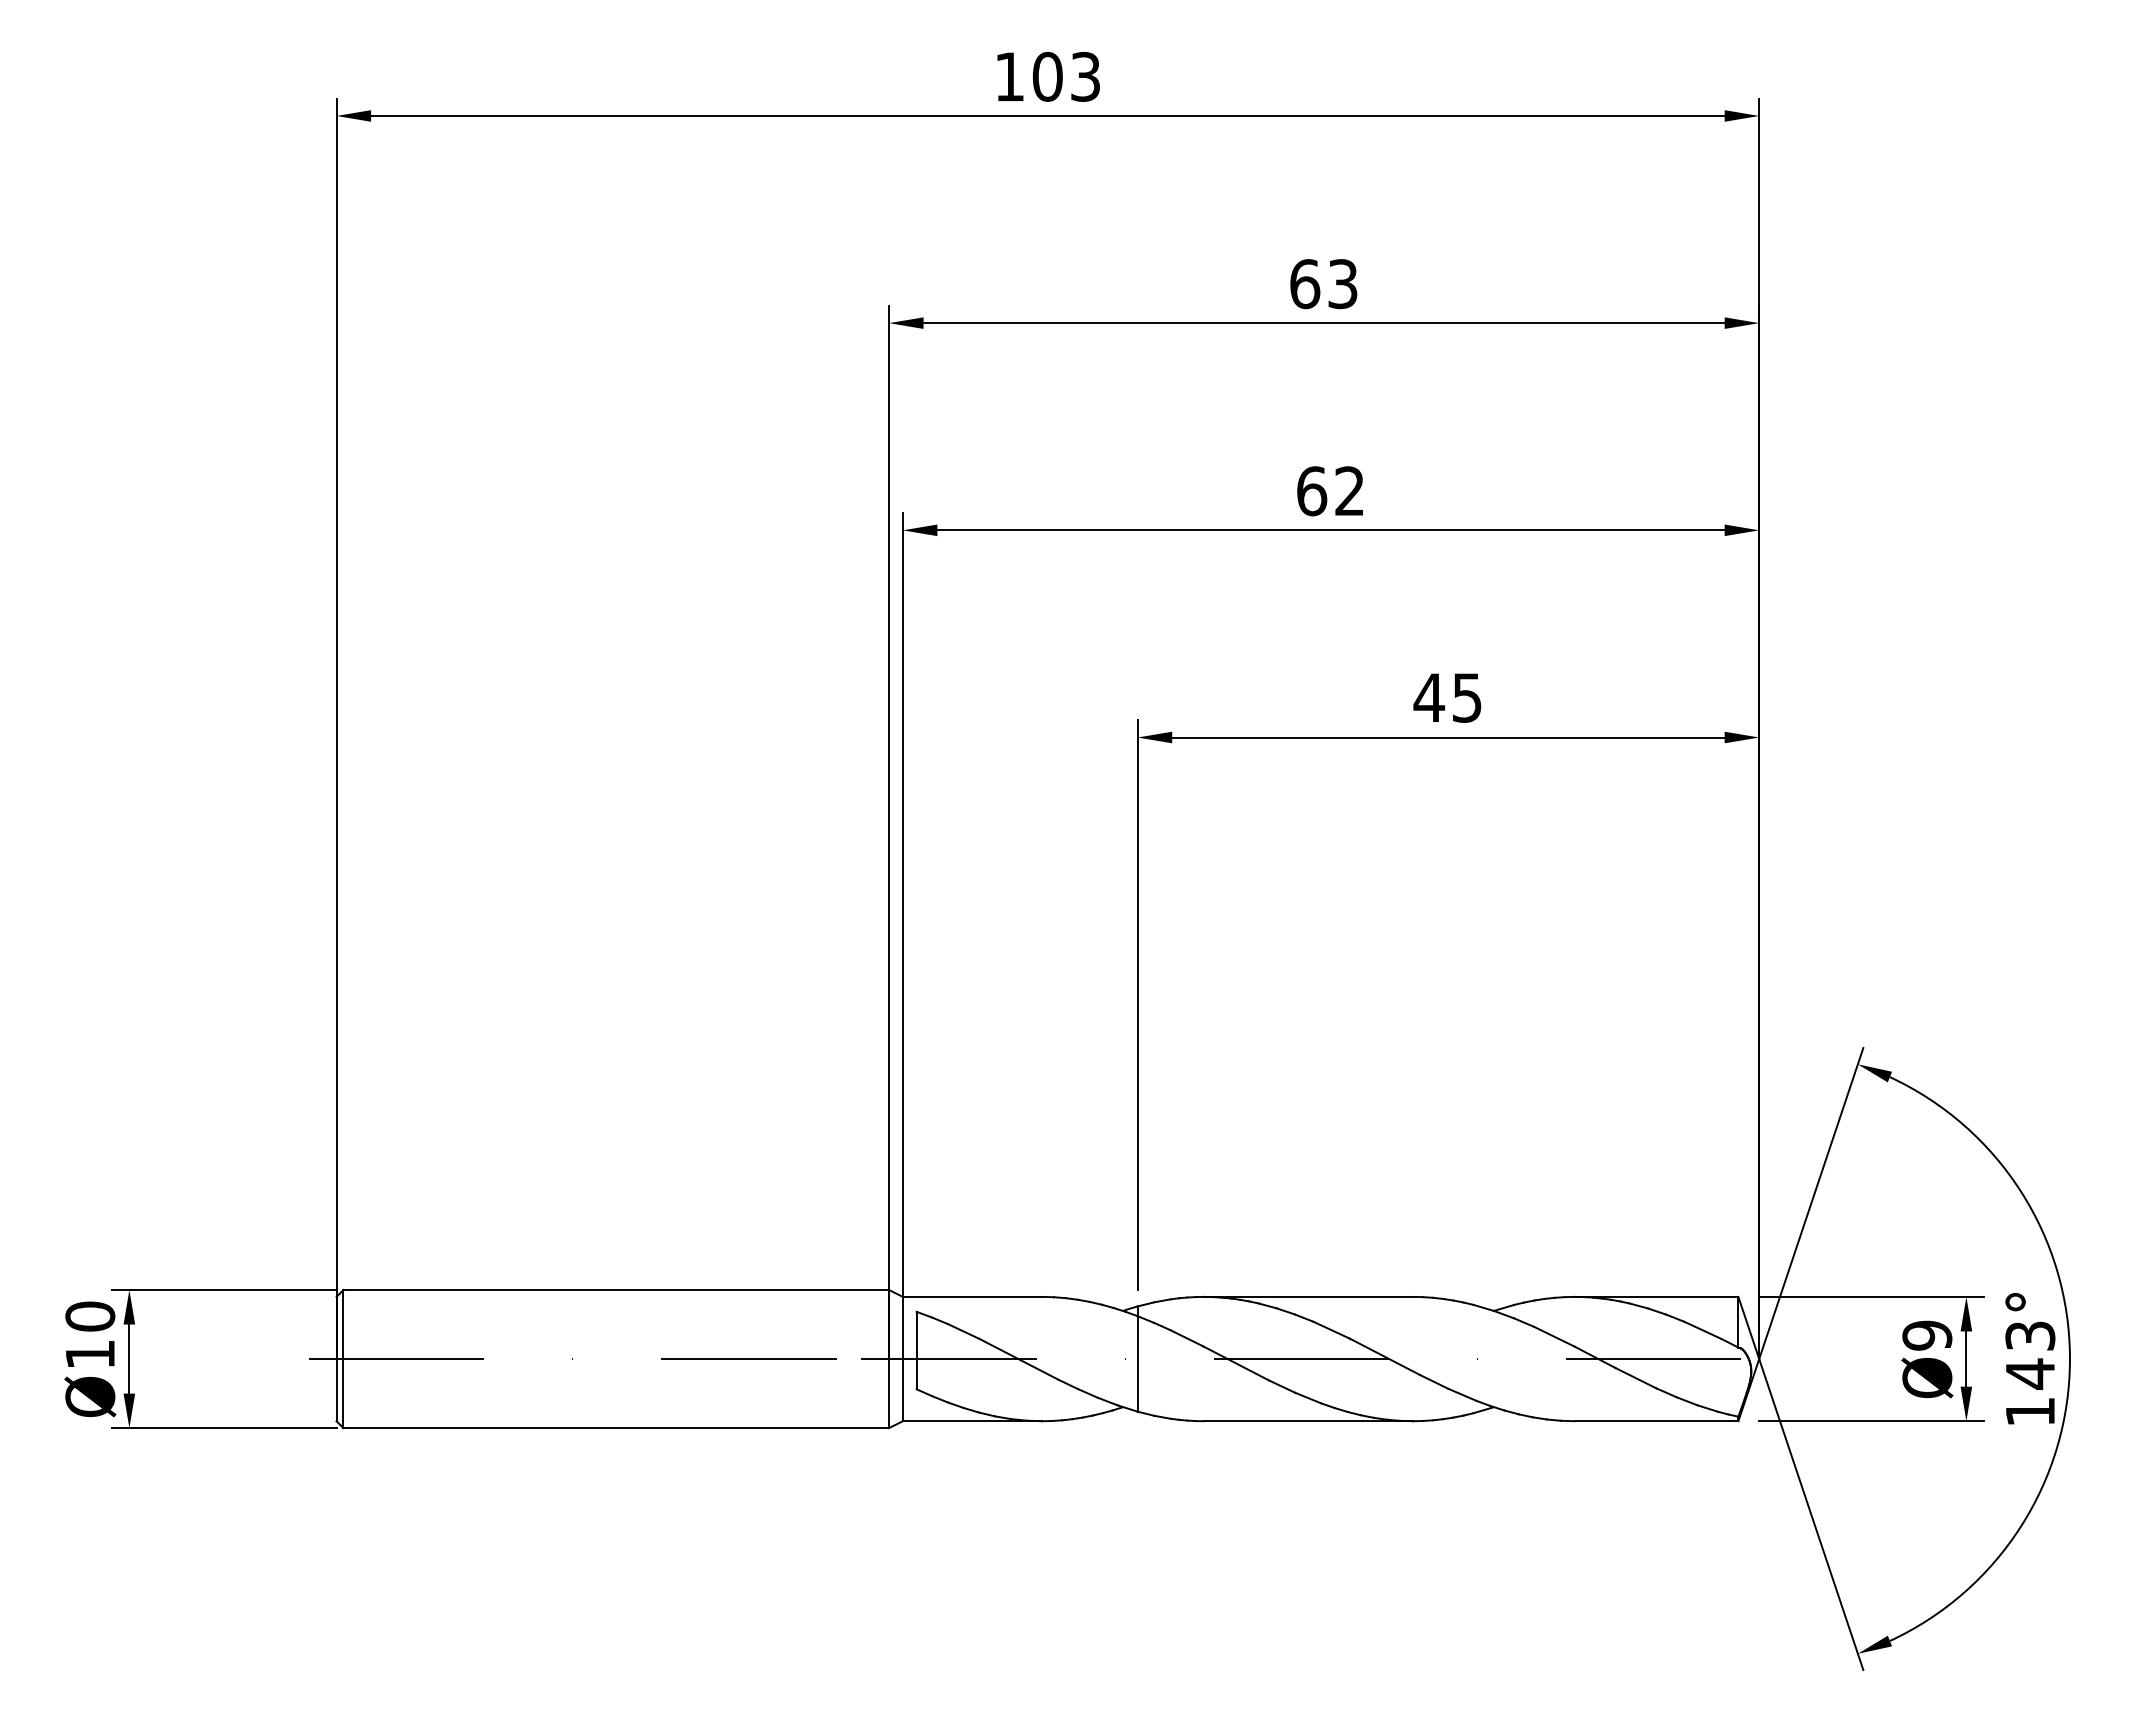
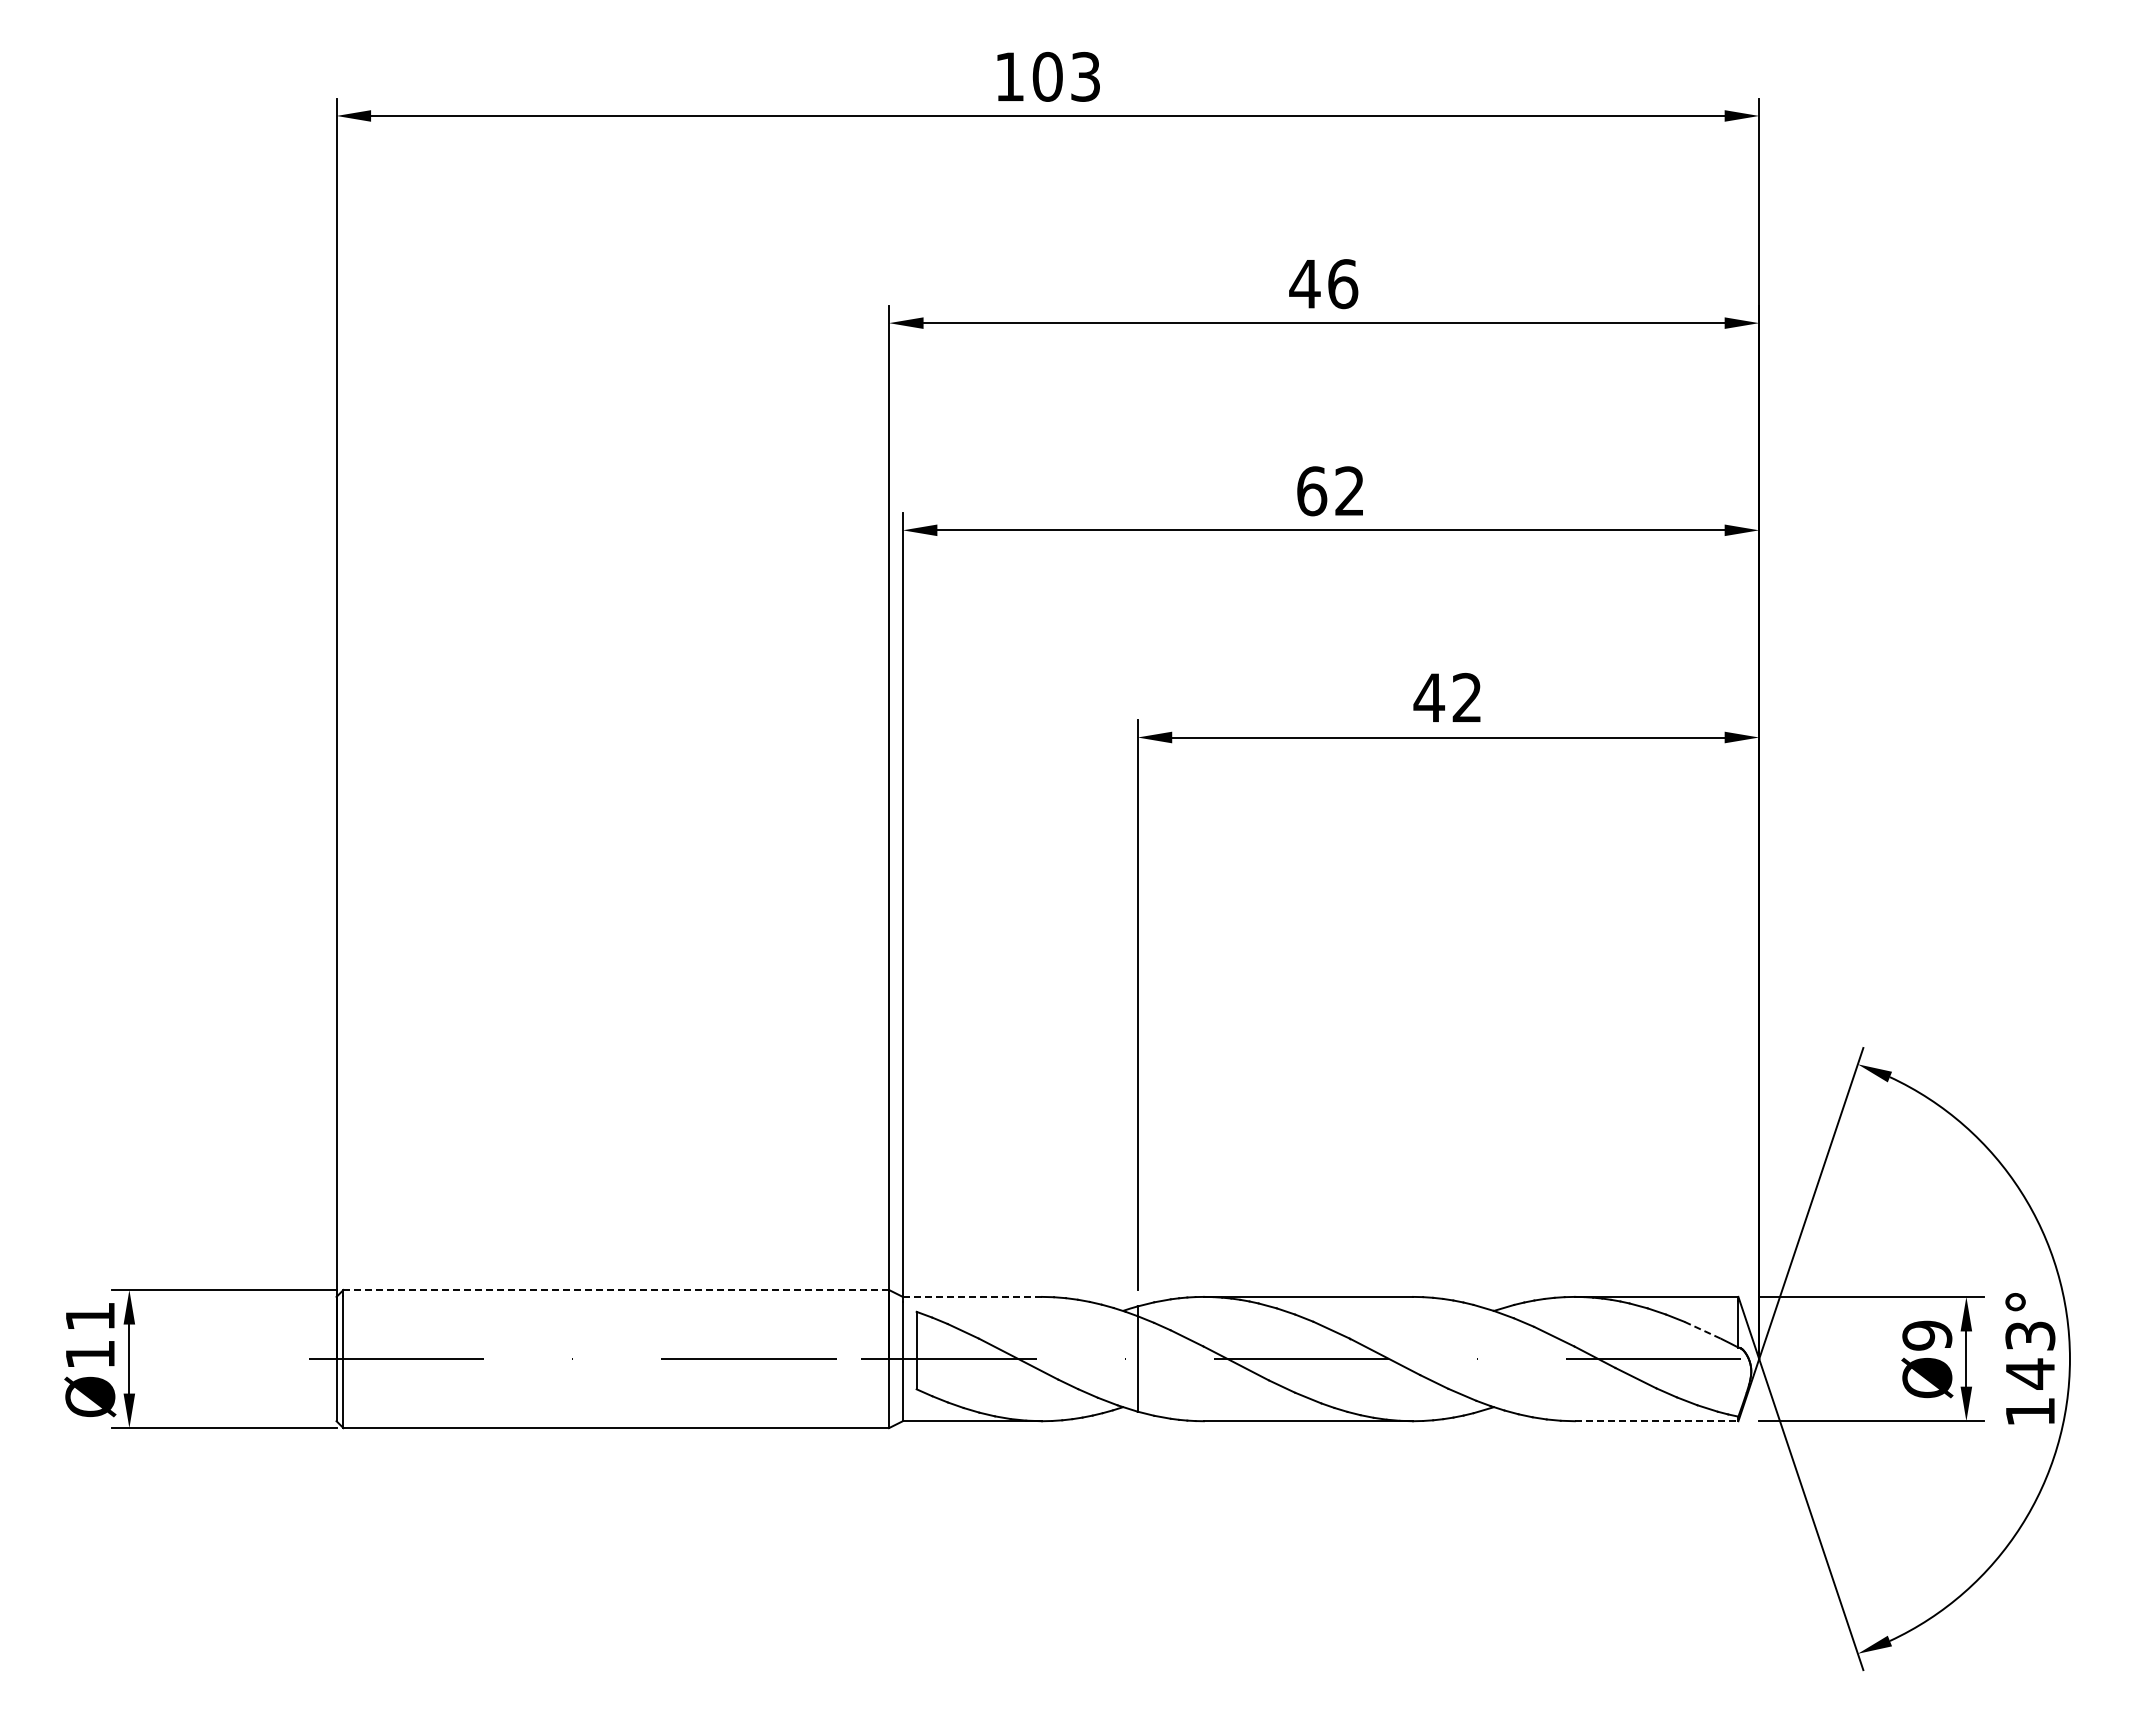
text: 63 -> 46 (1323, 284)
text: 45 -> 42 (1466, 697)
line: solid -> dashed (616, 1290)
line: solid -> dashed (972, 1296)
text: Ø10 -> Ø11 (90, 1316)
line: solid -> dashed (1702, 1329)
line: solid -> dashed (1656, 1421)
